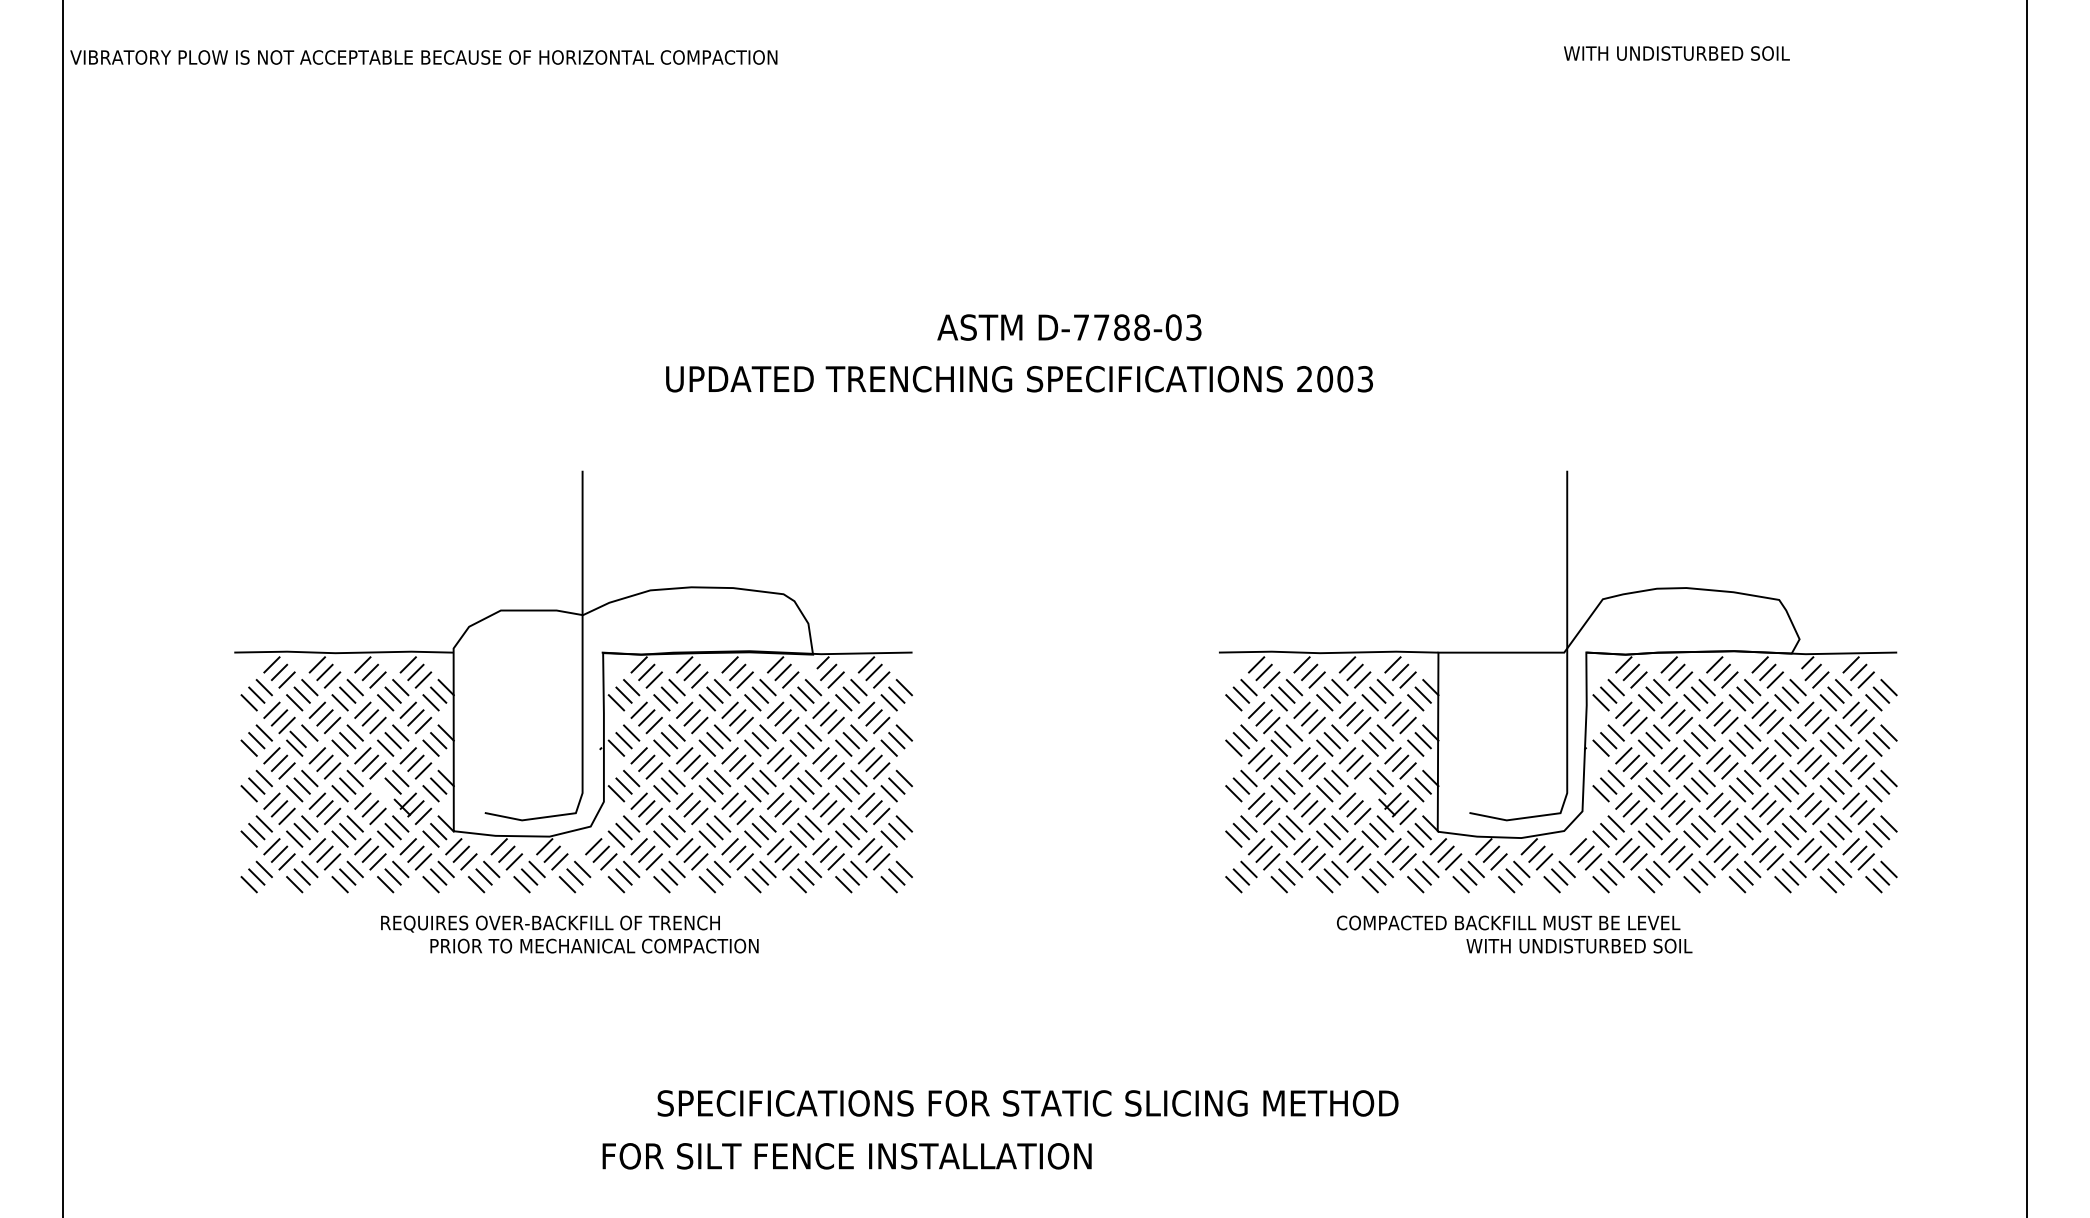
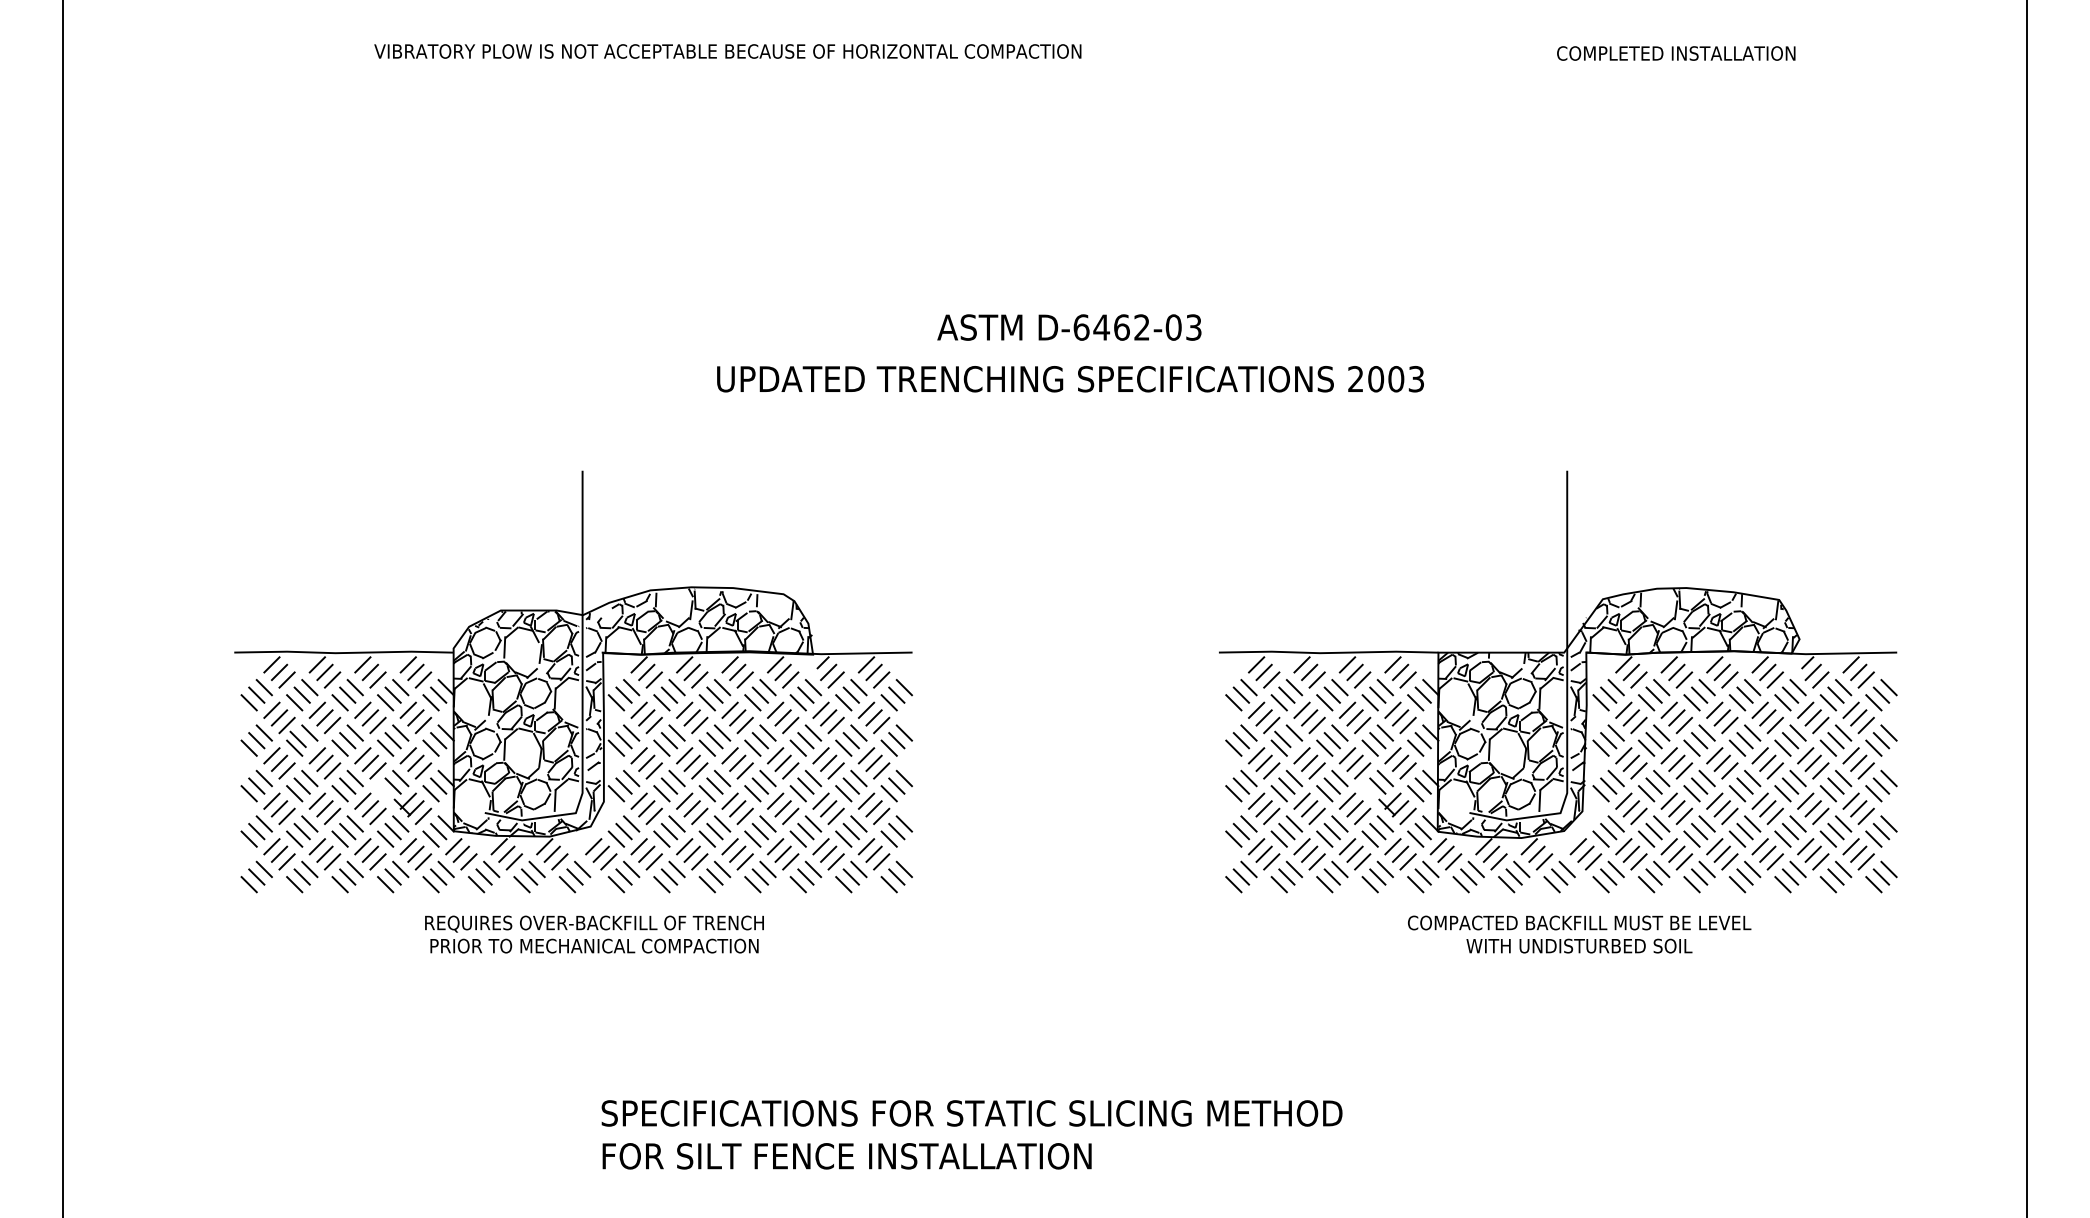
text: WITH UNDISTURBED SOIL -> COMPLETED INSTALLATION (1676, 53)
text position: (423, 57) -> (727, 51) (727, 51)
text: D-7788-03 -> D-6462-03 (1111, 327)
text position: (1019, 379) -> (1070, 379) (1070, 379)
hatch: none -> present (632, 712)
hatch: none -> present (1617, 712)
text position: (1508, 922) -> (1579, 922) (1579, 922)
text position: (550, 923) -> (594, 923) (594, 923)
text position: (1027, 1103) -> (971, 1113) (971, 1113)
